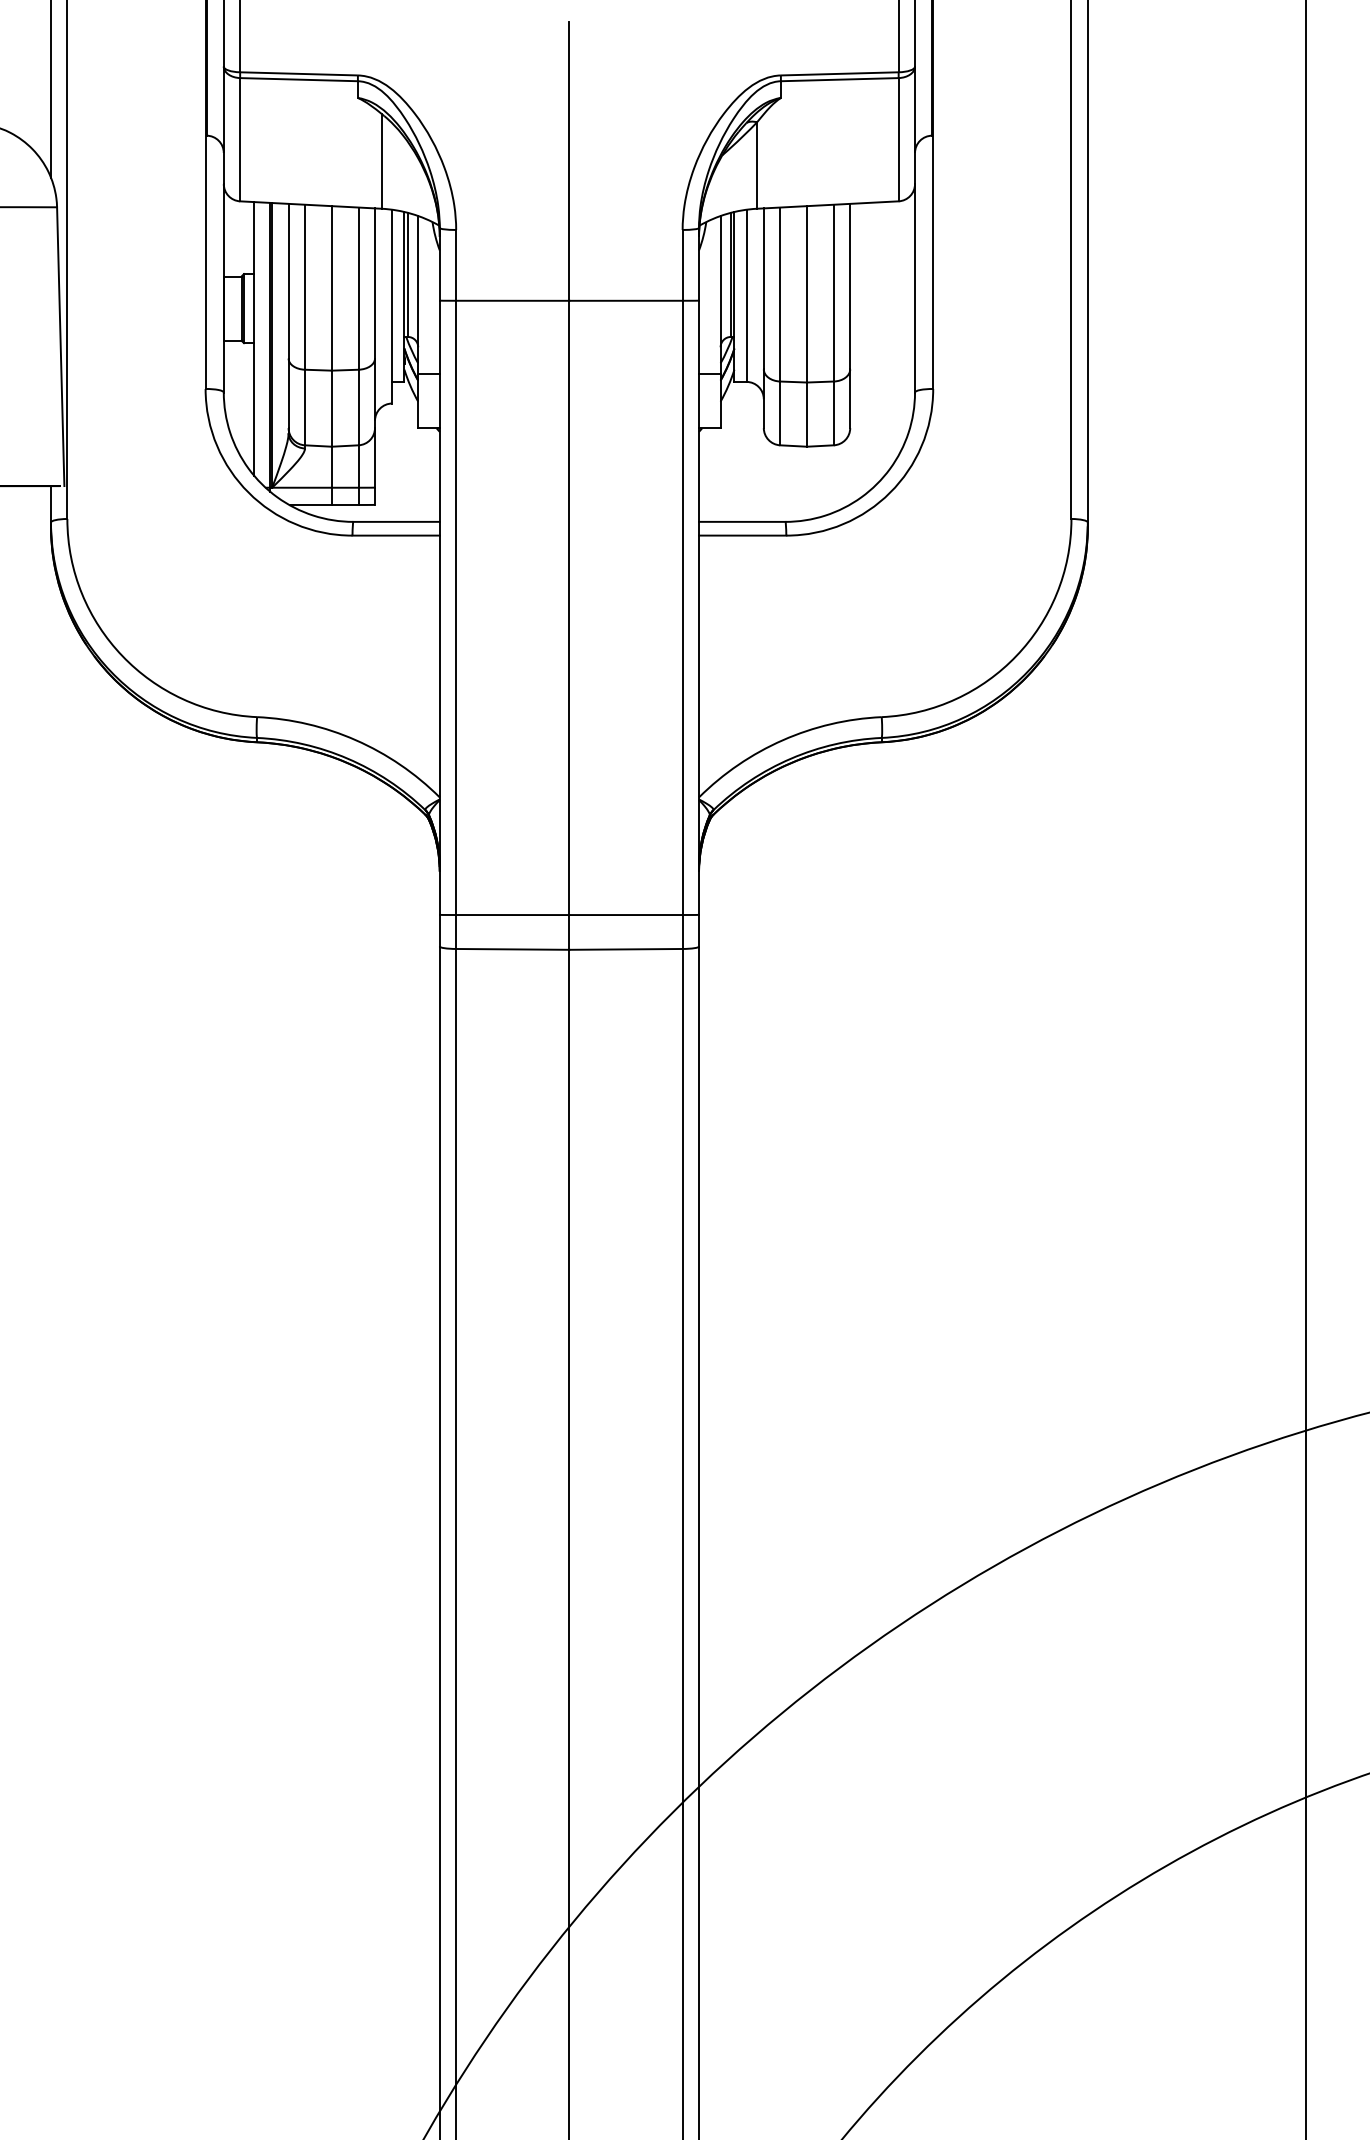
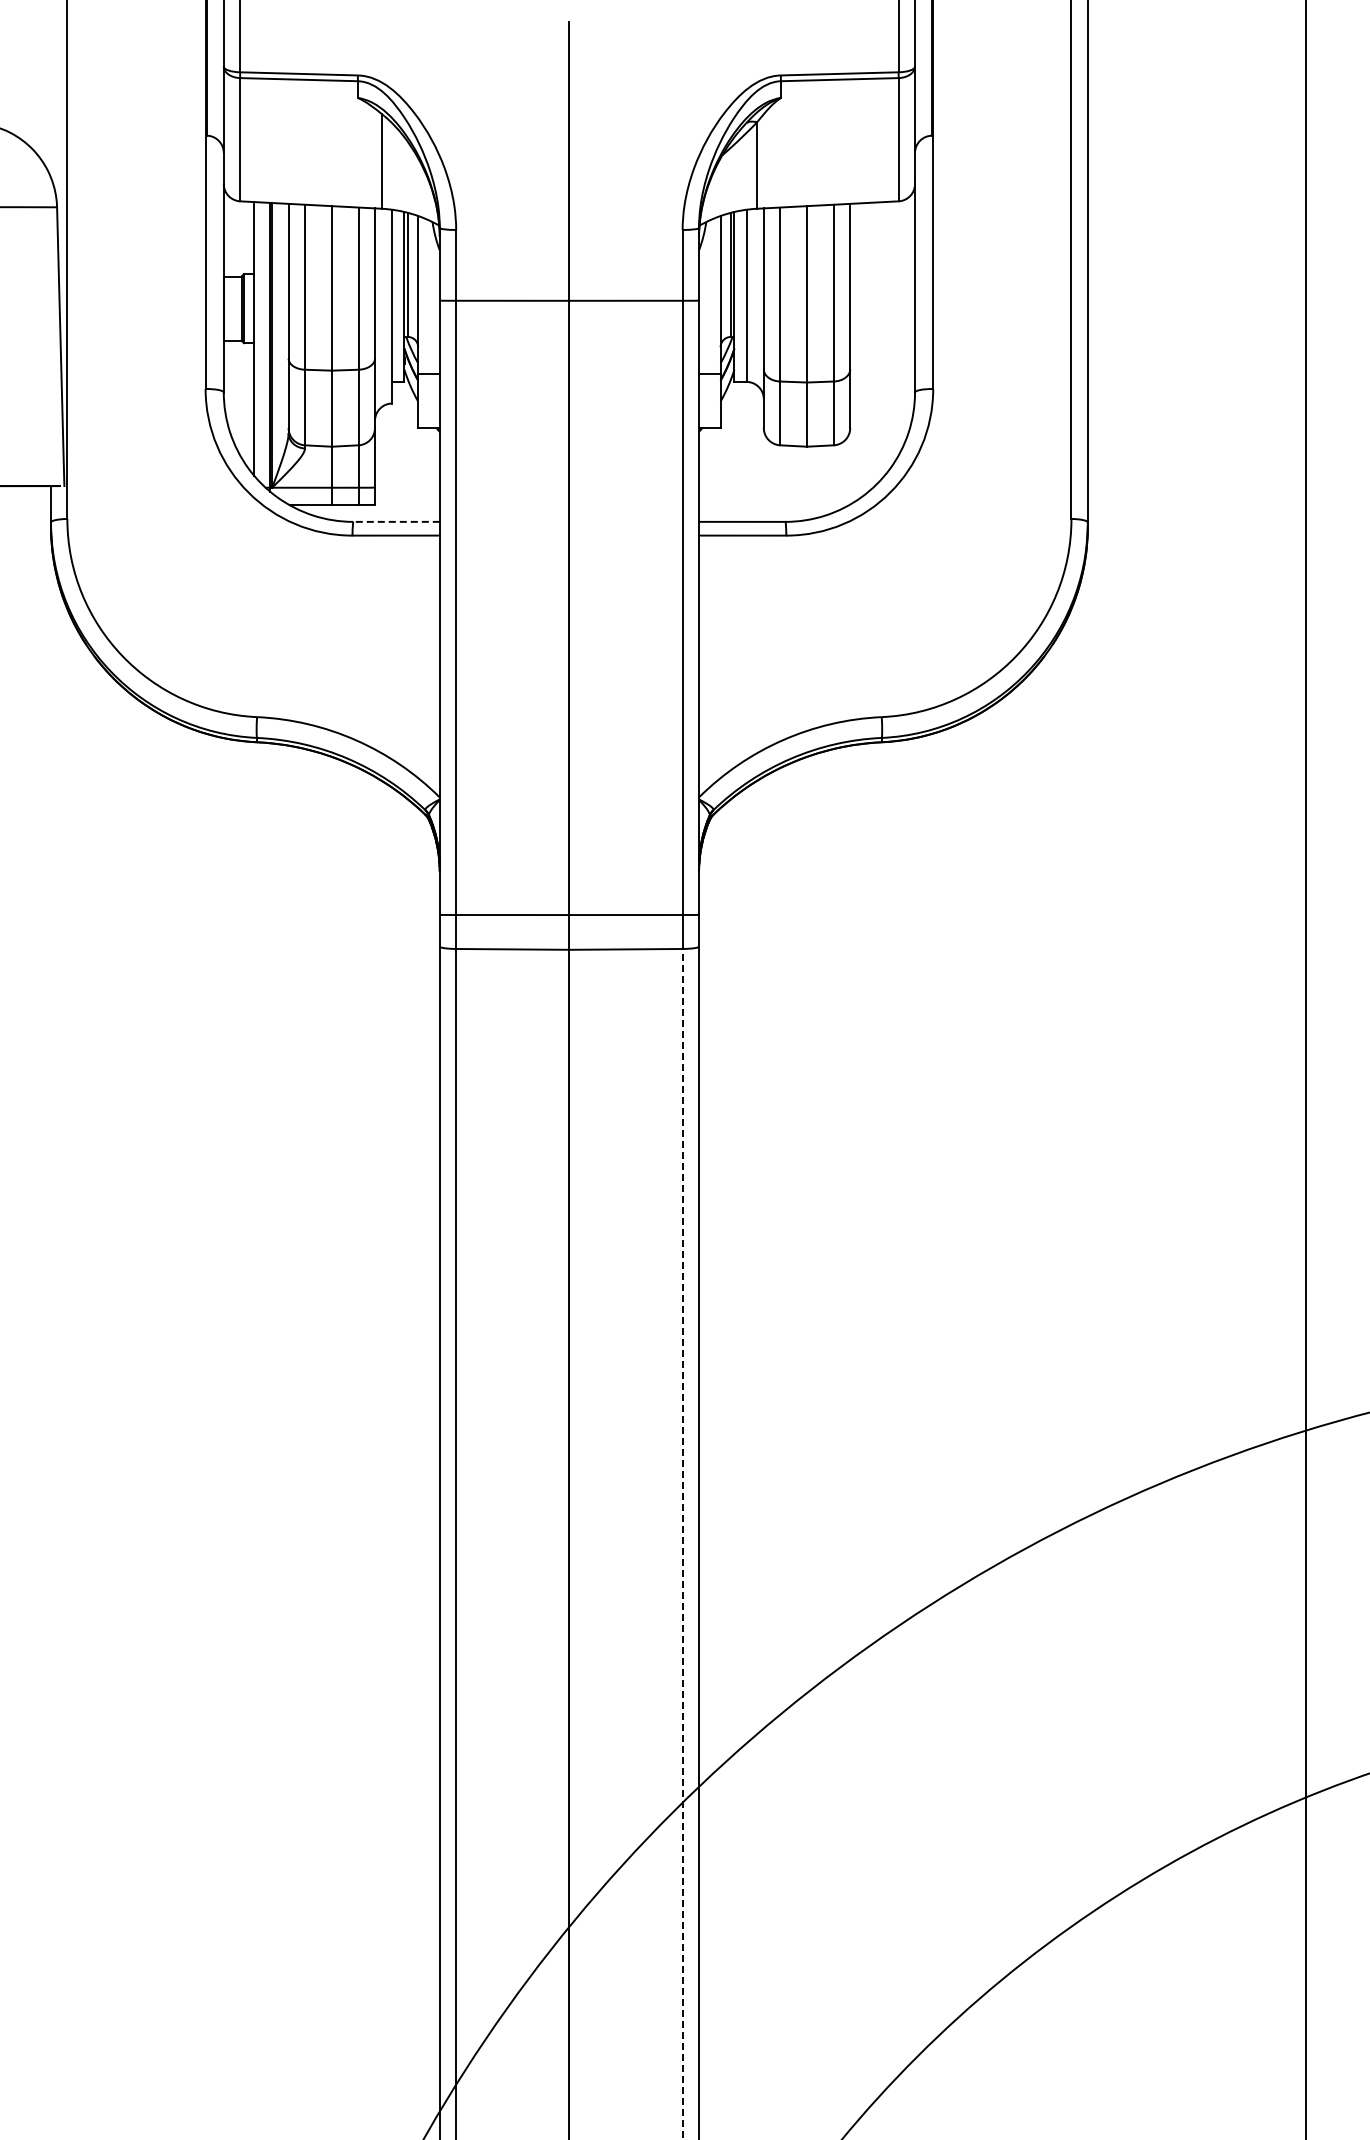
line: present -> none (51, 89)
line: solid -> dashed (396, 521)
line: solid -> dashed (682, 1543)
